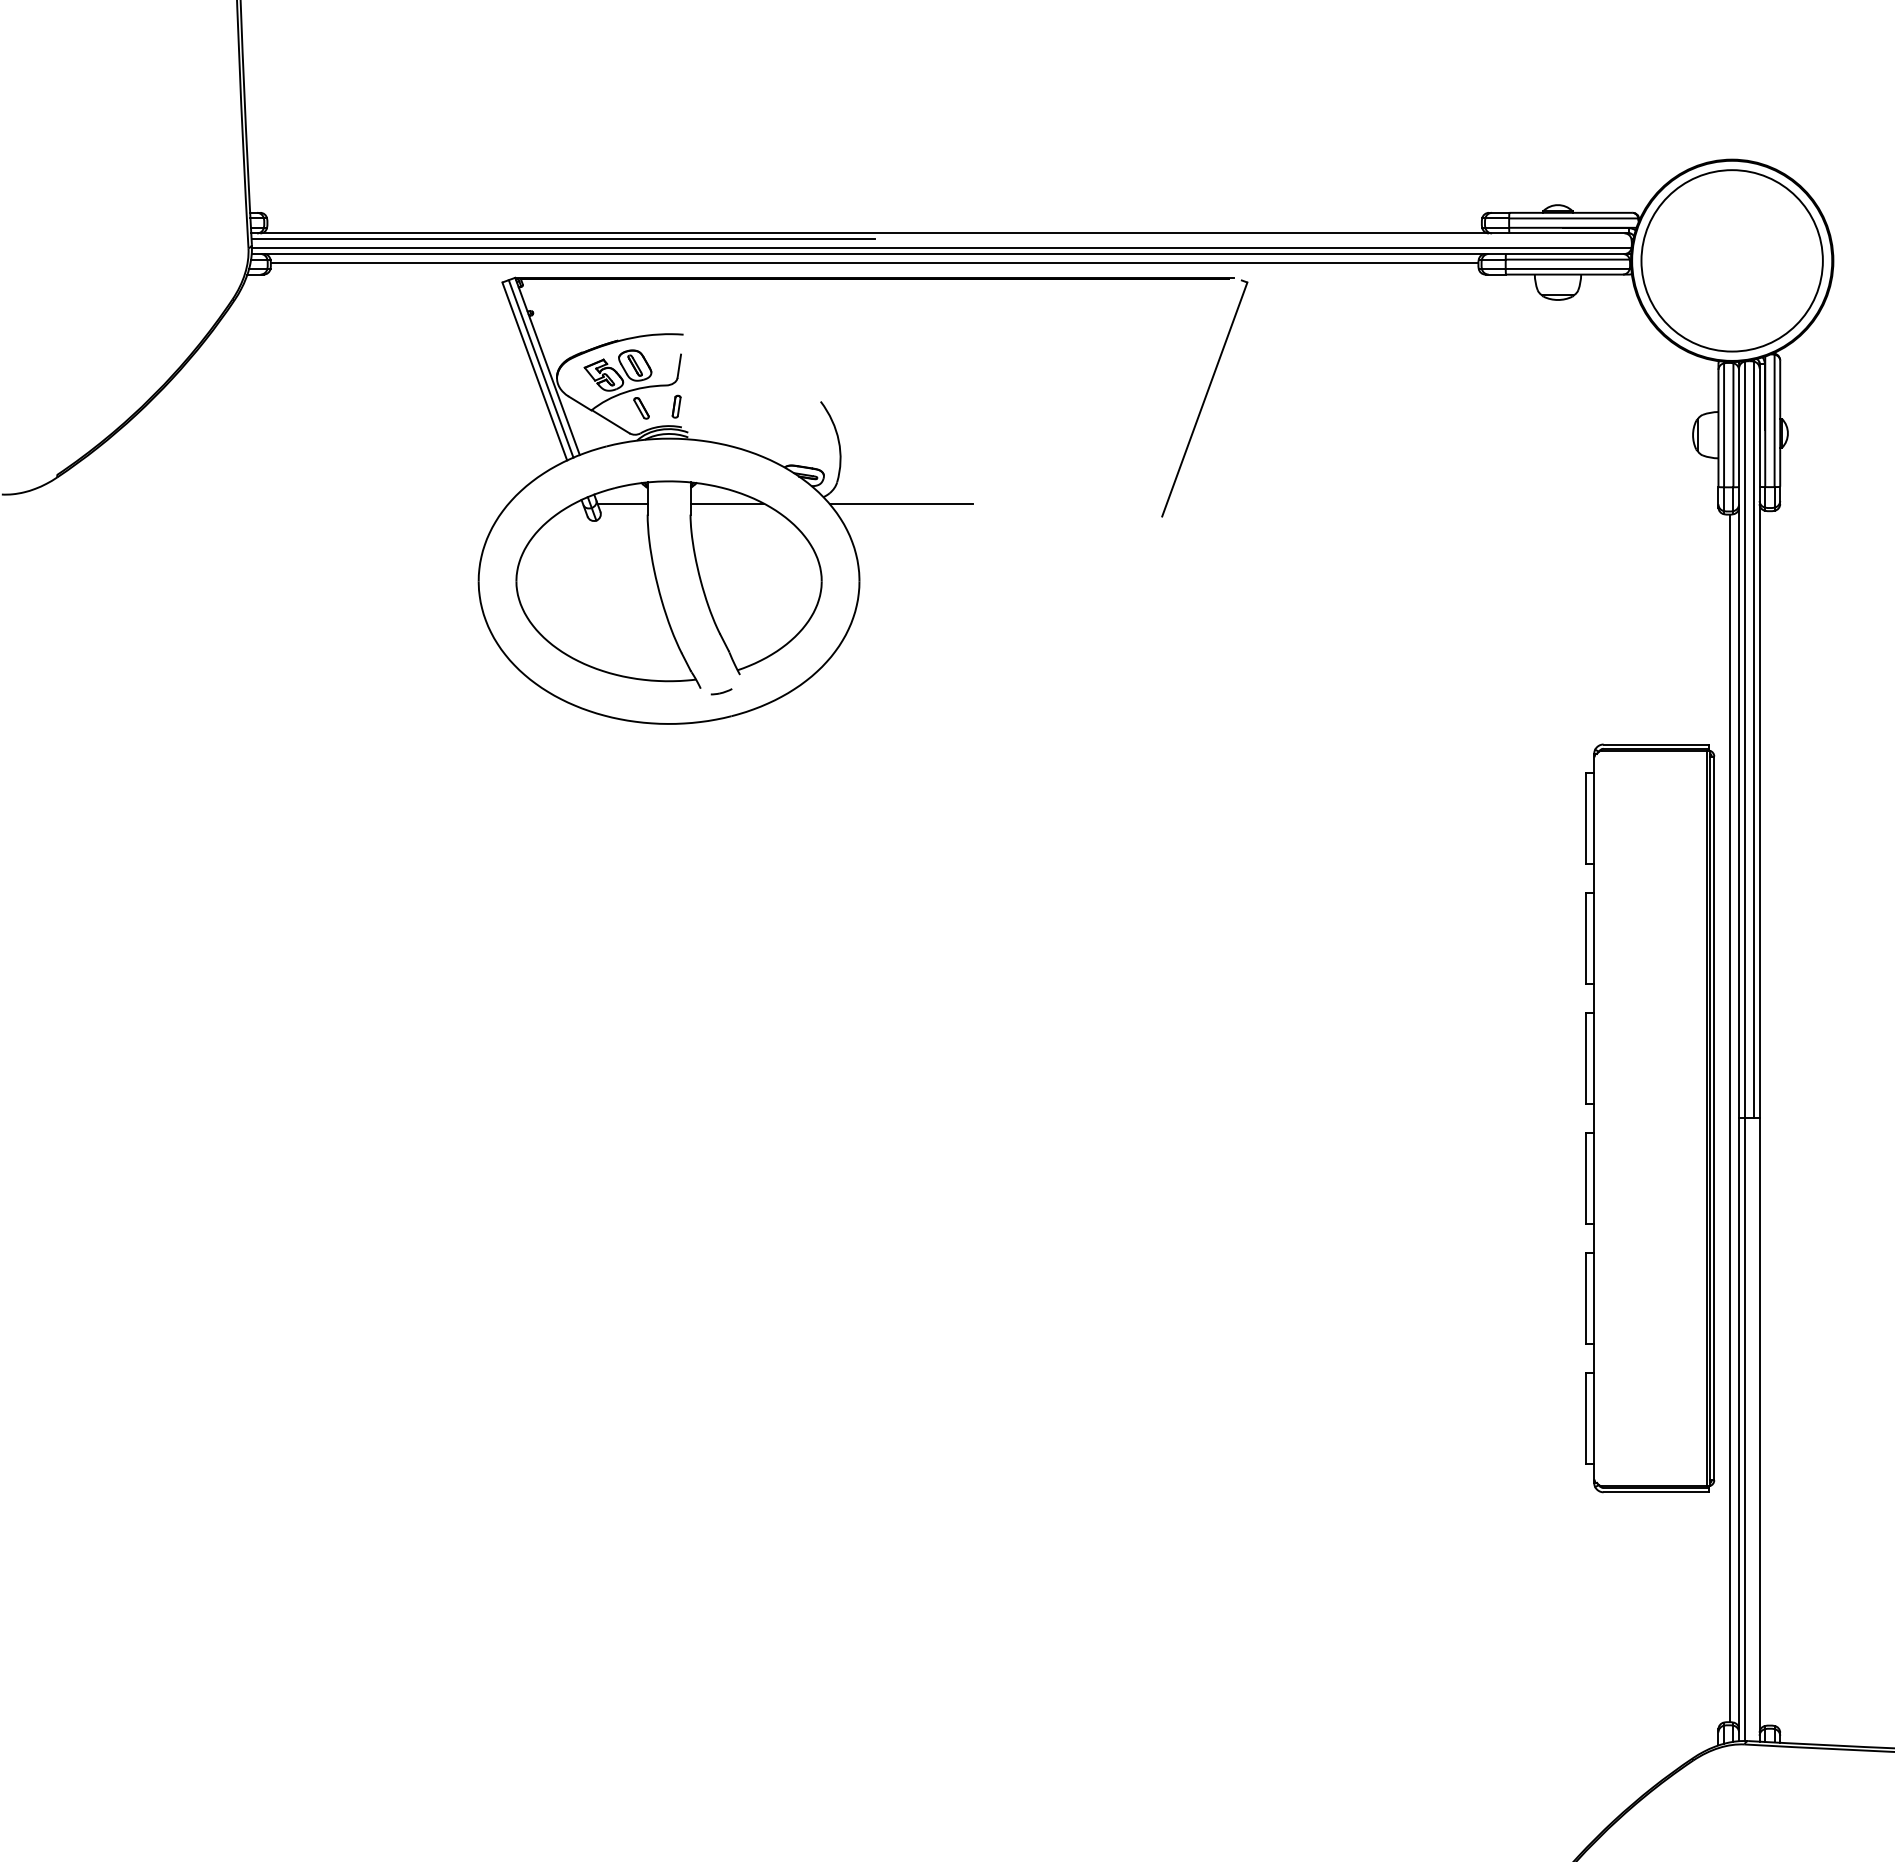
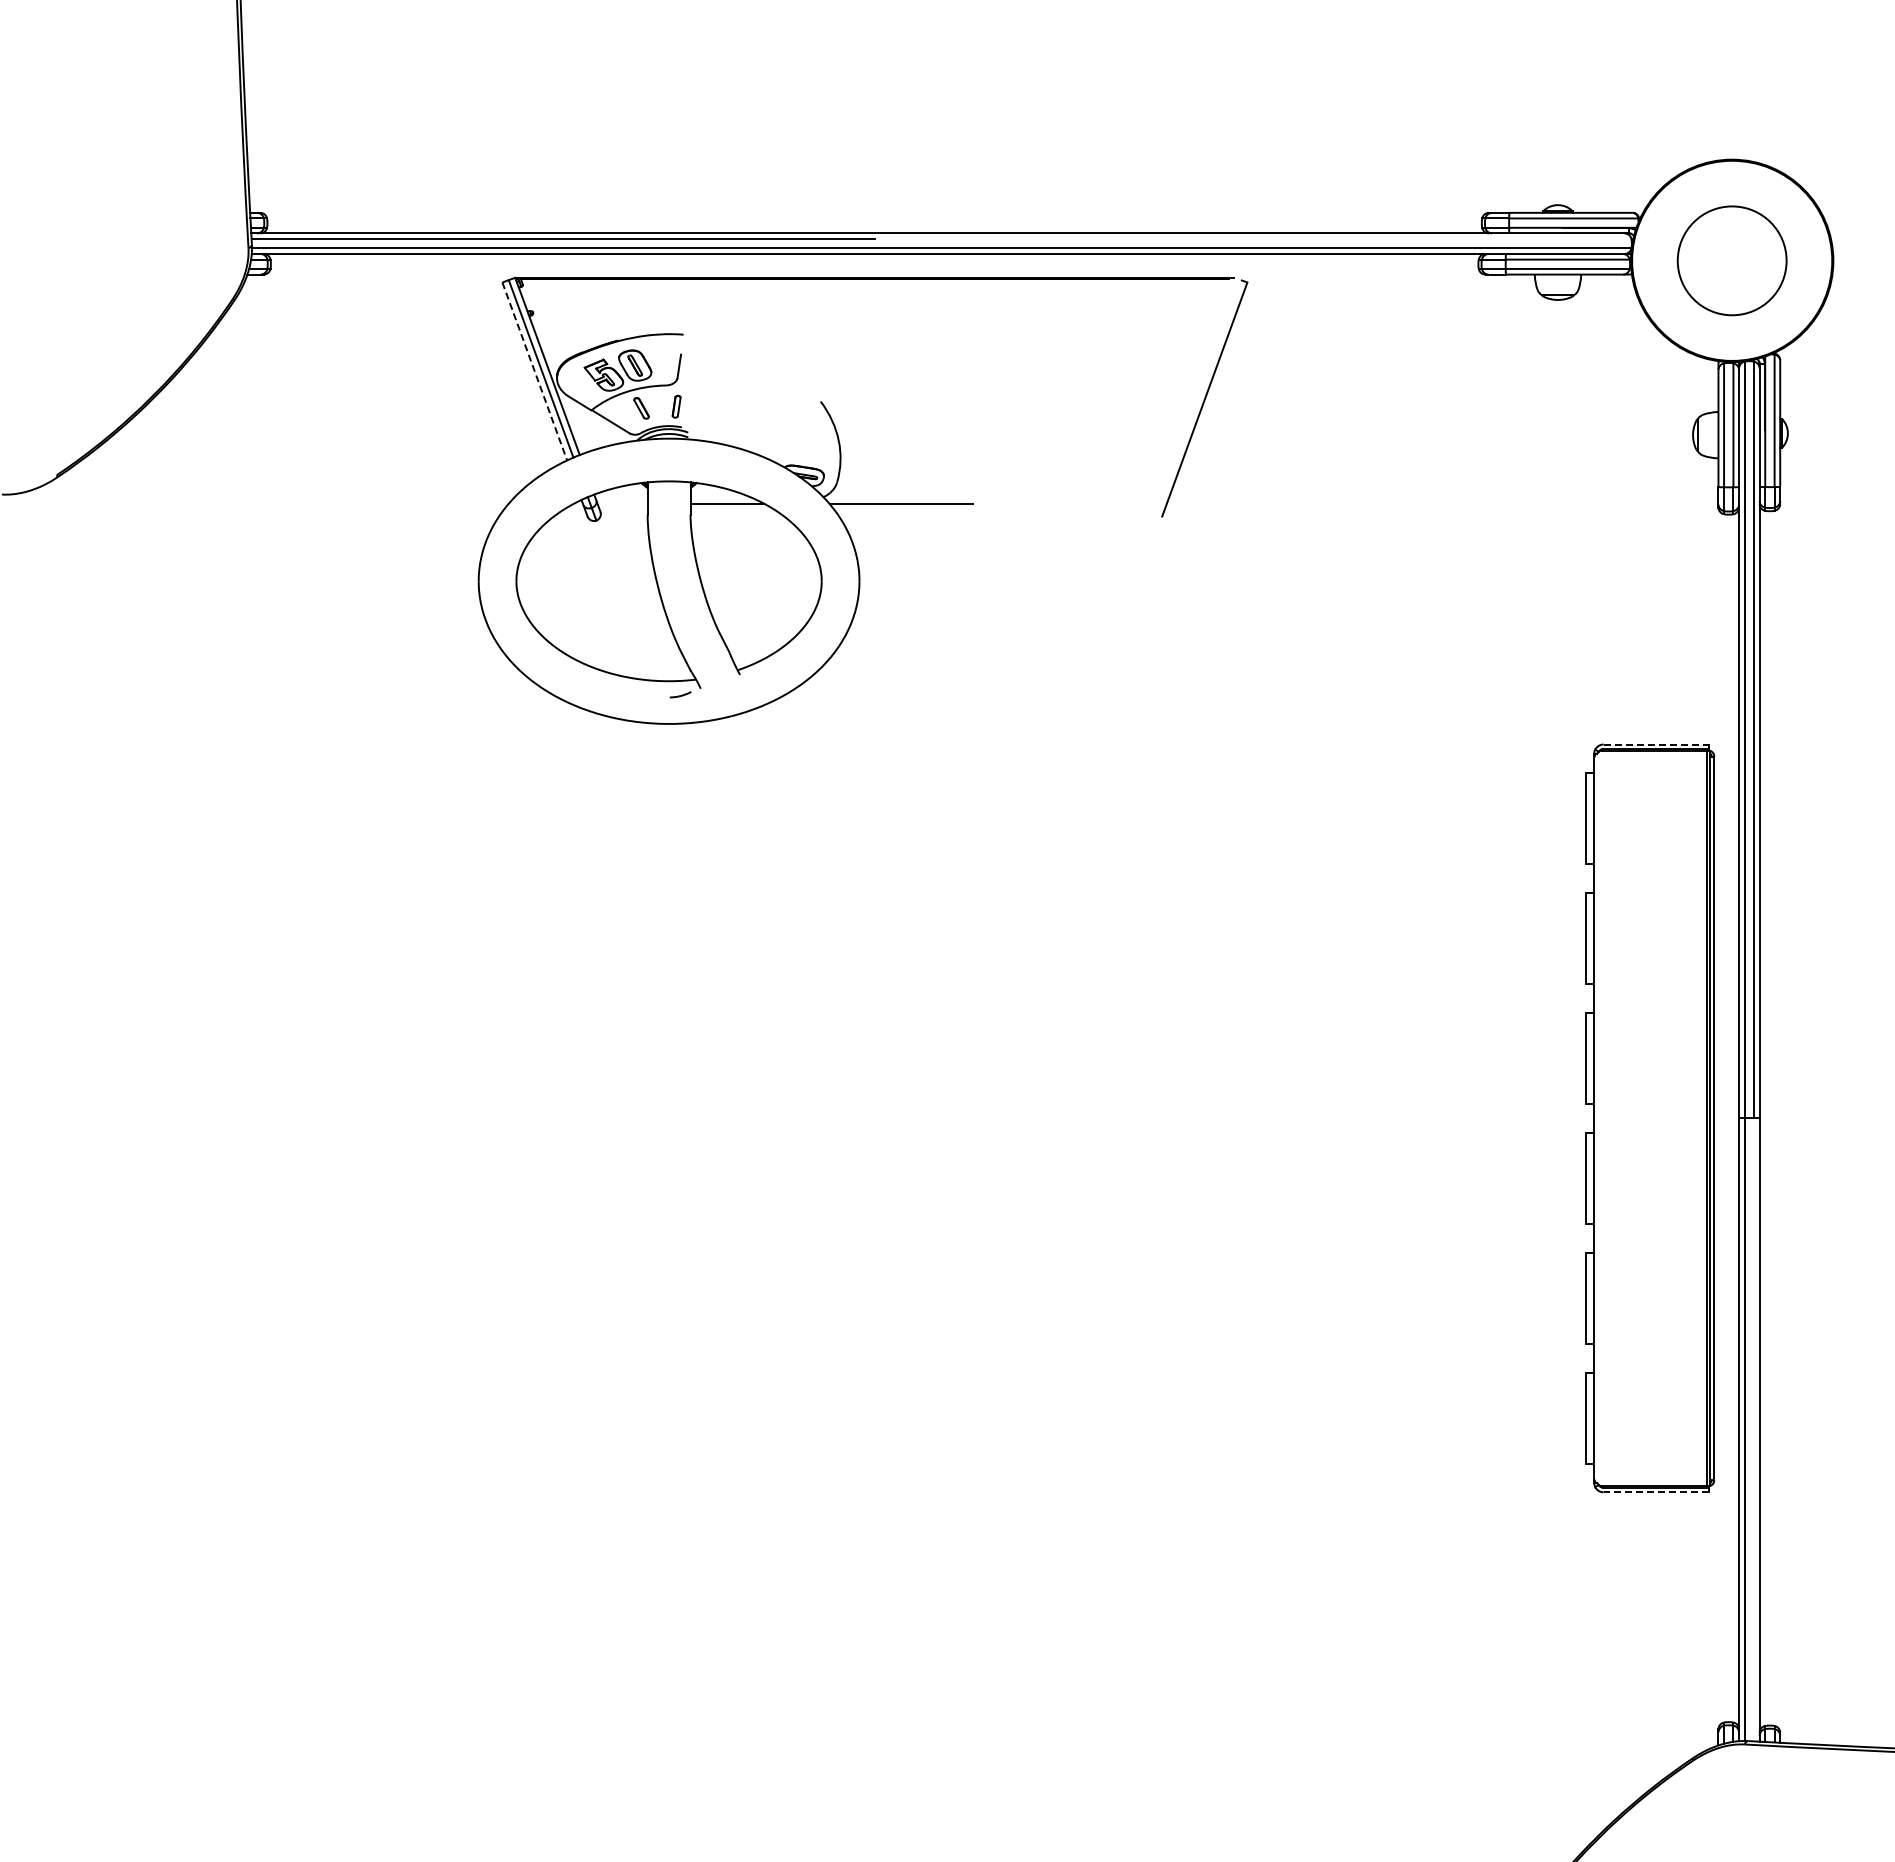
circle diameter: 181 px -> 109 px (1731, 260)
line: present -> none (874, 262)
line: solid -> dashed (534, 371)
line: present -> none (622, 503)
part position: (721, 691) -> (680, 694) (680, 694)
line: solid -> dashed (1656, 744)
line: present -> none (1730, 1118)
line: solid -> dashed (1656, 1492)
